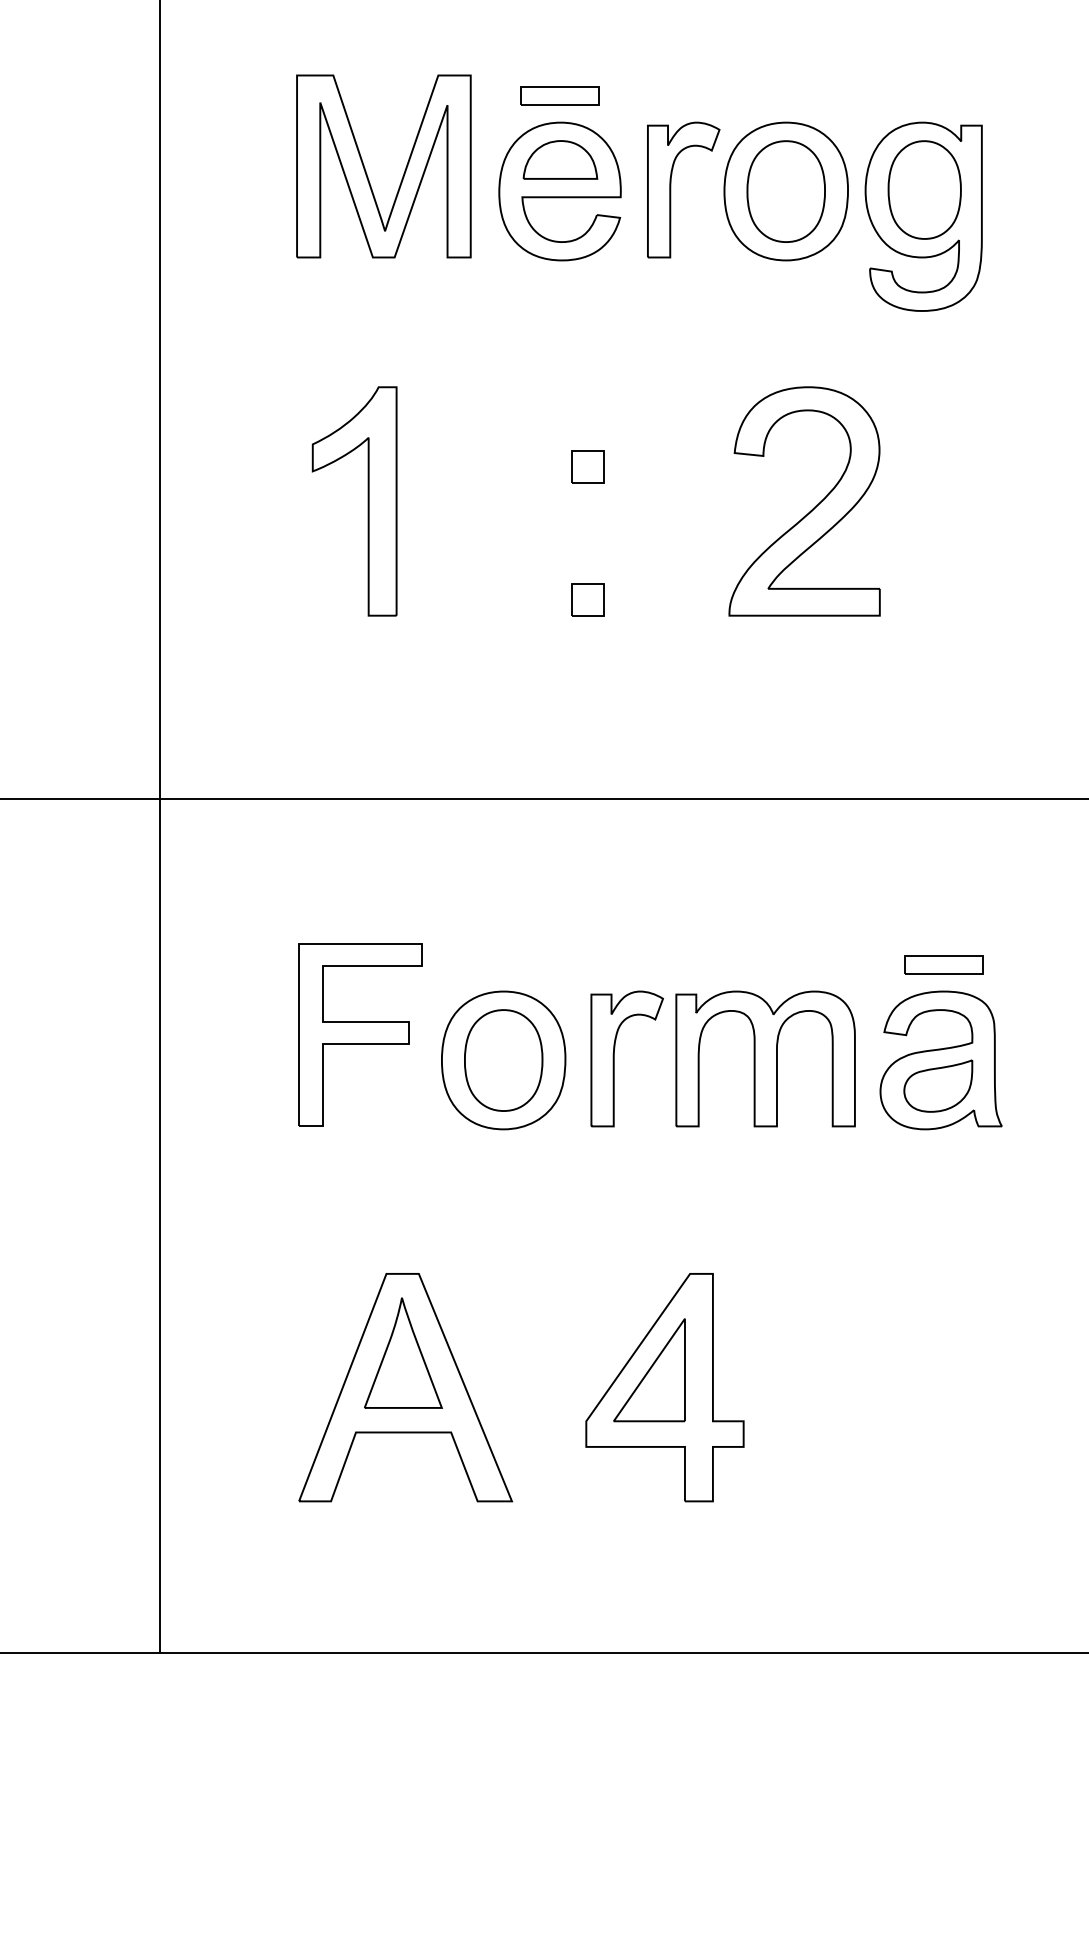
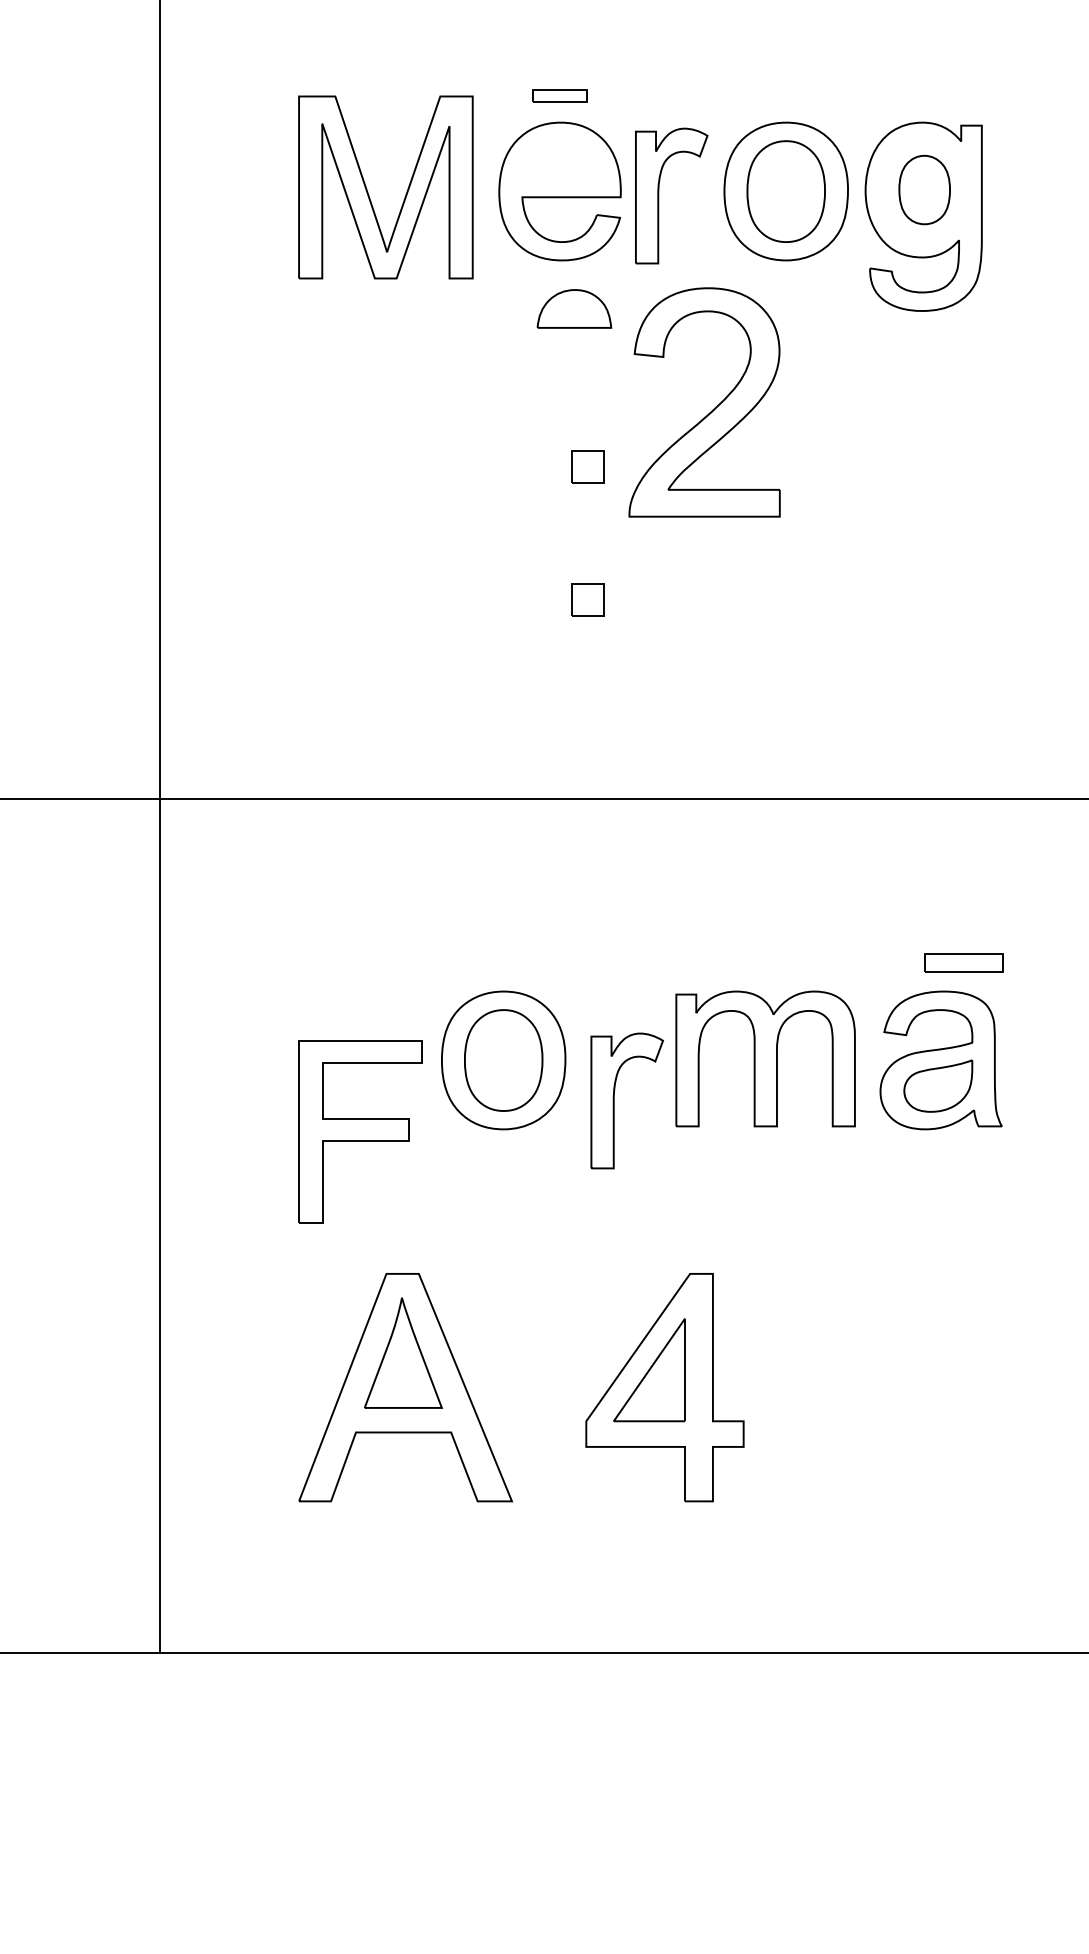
part size: 80x20 px -> 56x14 px (559, 95)
part position: (560, 159) -> (574, 308) (574, 308)
part position: (366, 171) -> (368, 192) (368, 192)
part position: (671, 189) -> (659, 195) (659, 195)
part size: 75x100 px -> 53x72 px (924, 189)
part: present -> none (367, 501)
part position: (812, 508) -> (712, 409) (712, 409)
part position: (943, 964) -> (963, 962) (963, 962)
part position: (360, 1034) -> (360, 1131) (360, 1131)
part position: (614, 1058) -> (614, 1100) (614, 1100)
